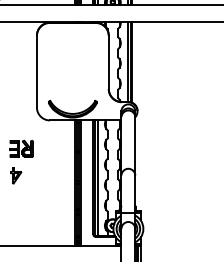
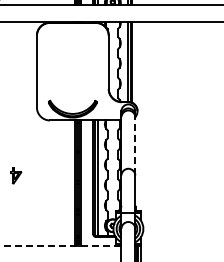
line: solid -> dashed (135, 145)
part: present -> none (21, 148)
line: solid -> dashed (60, 245)
